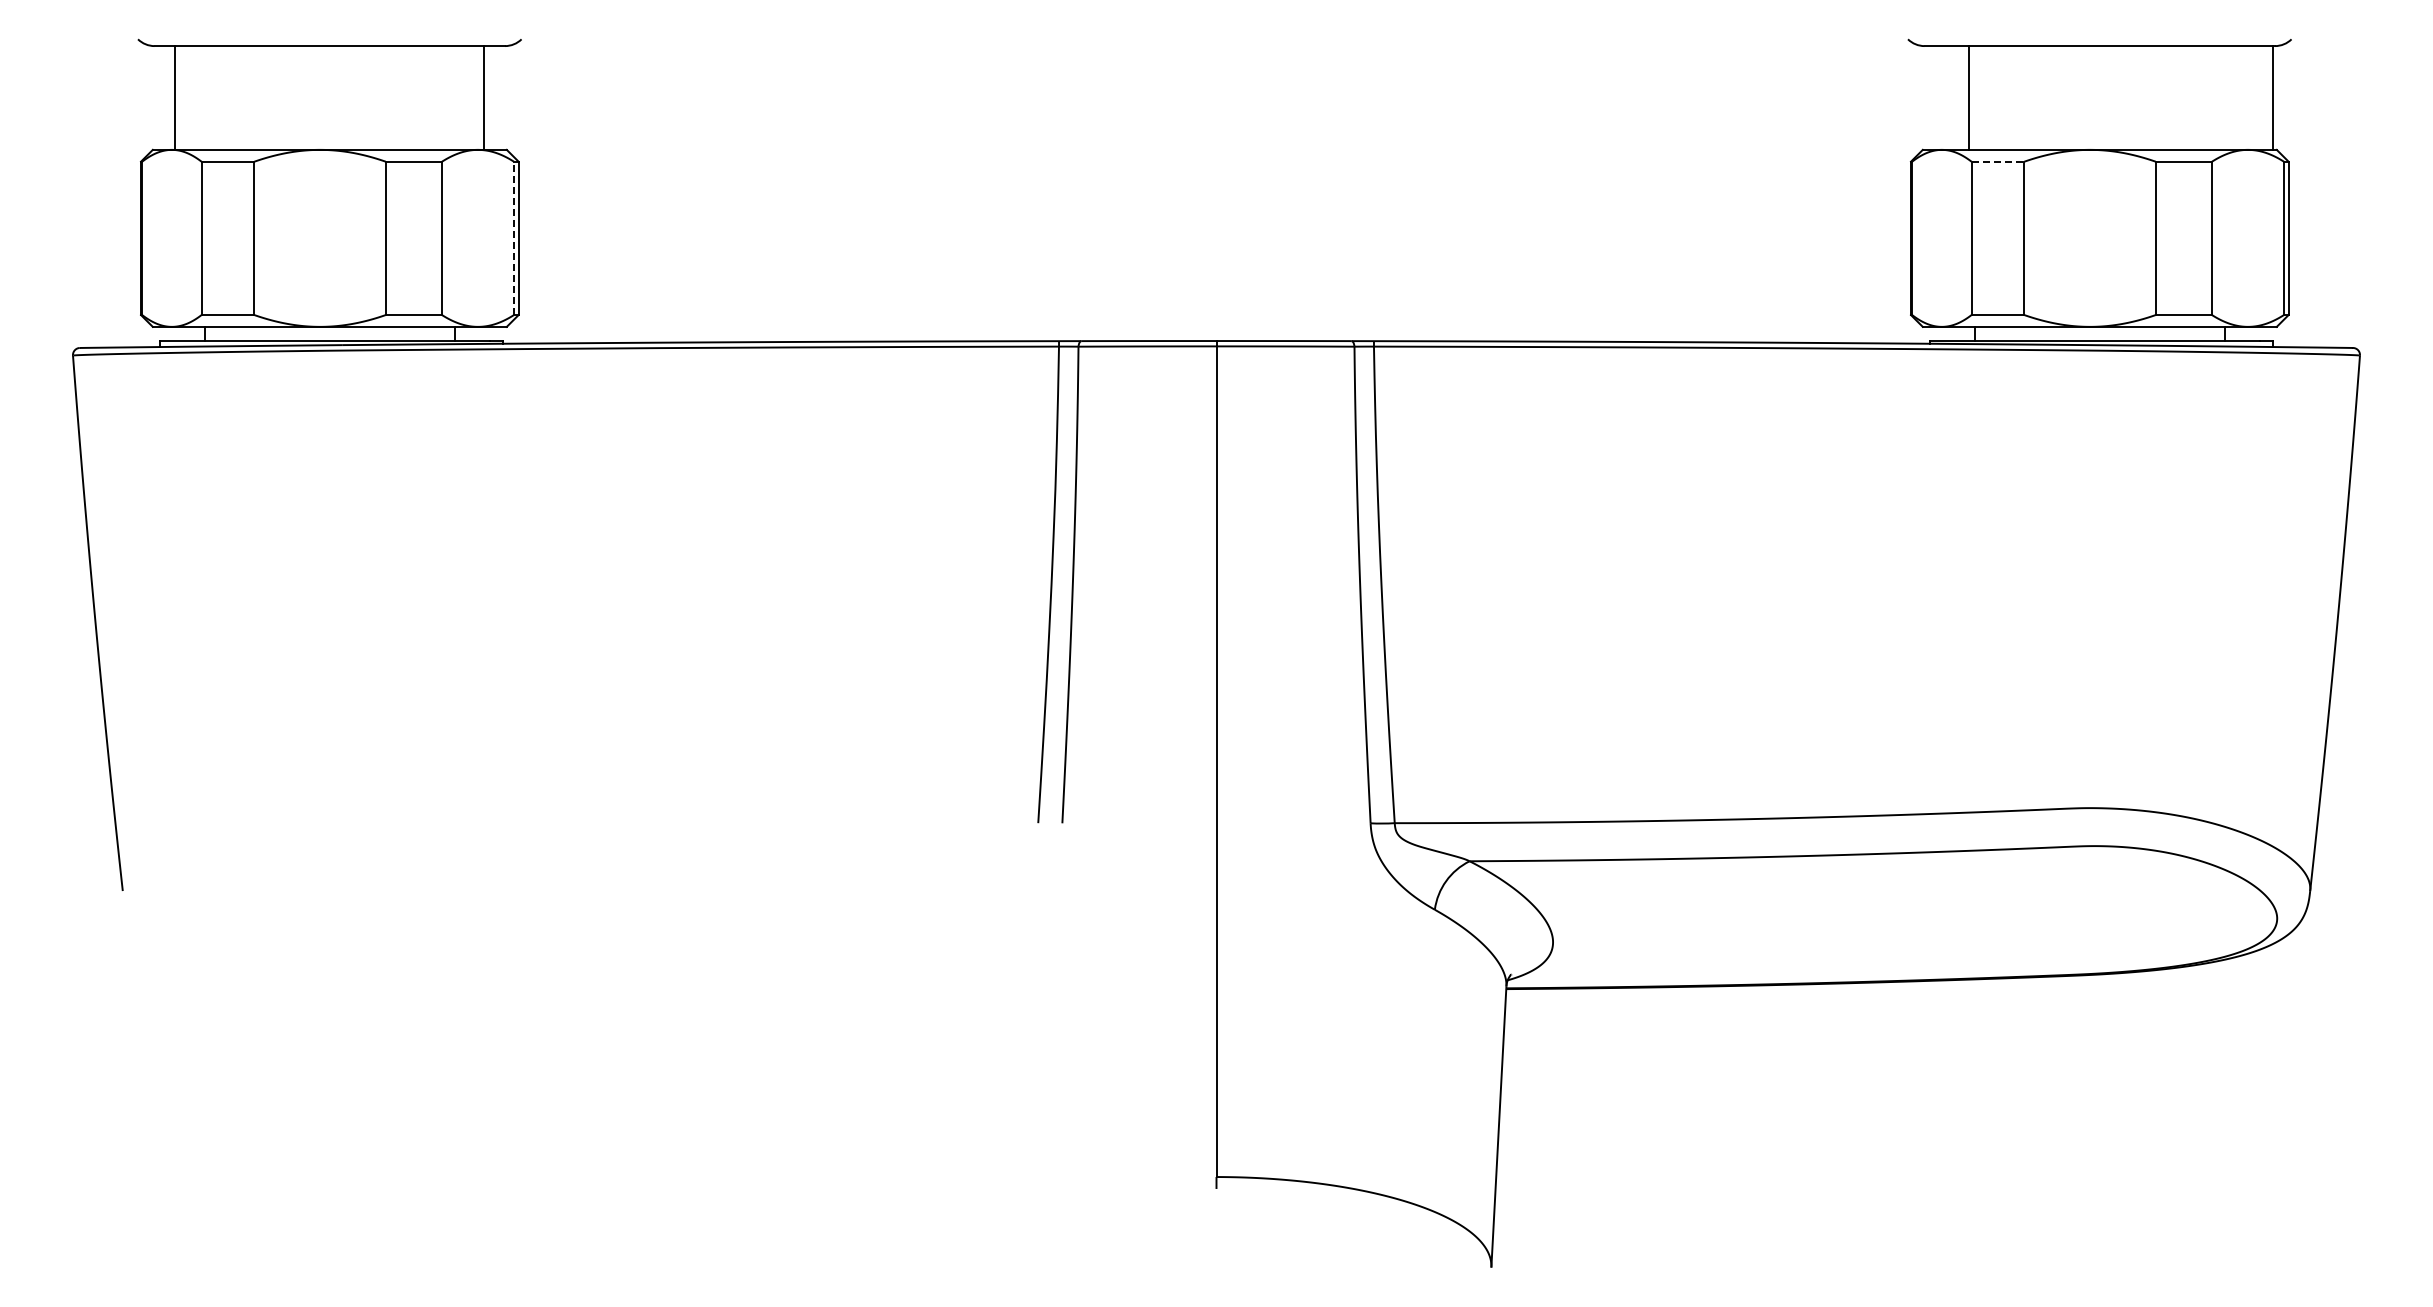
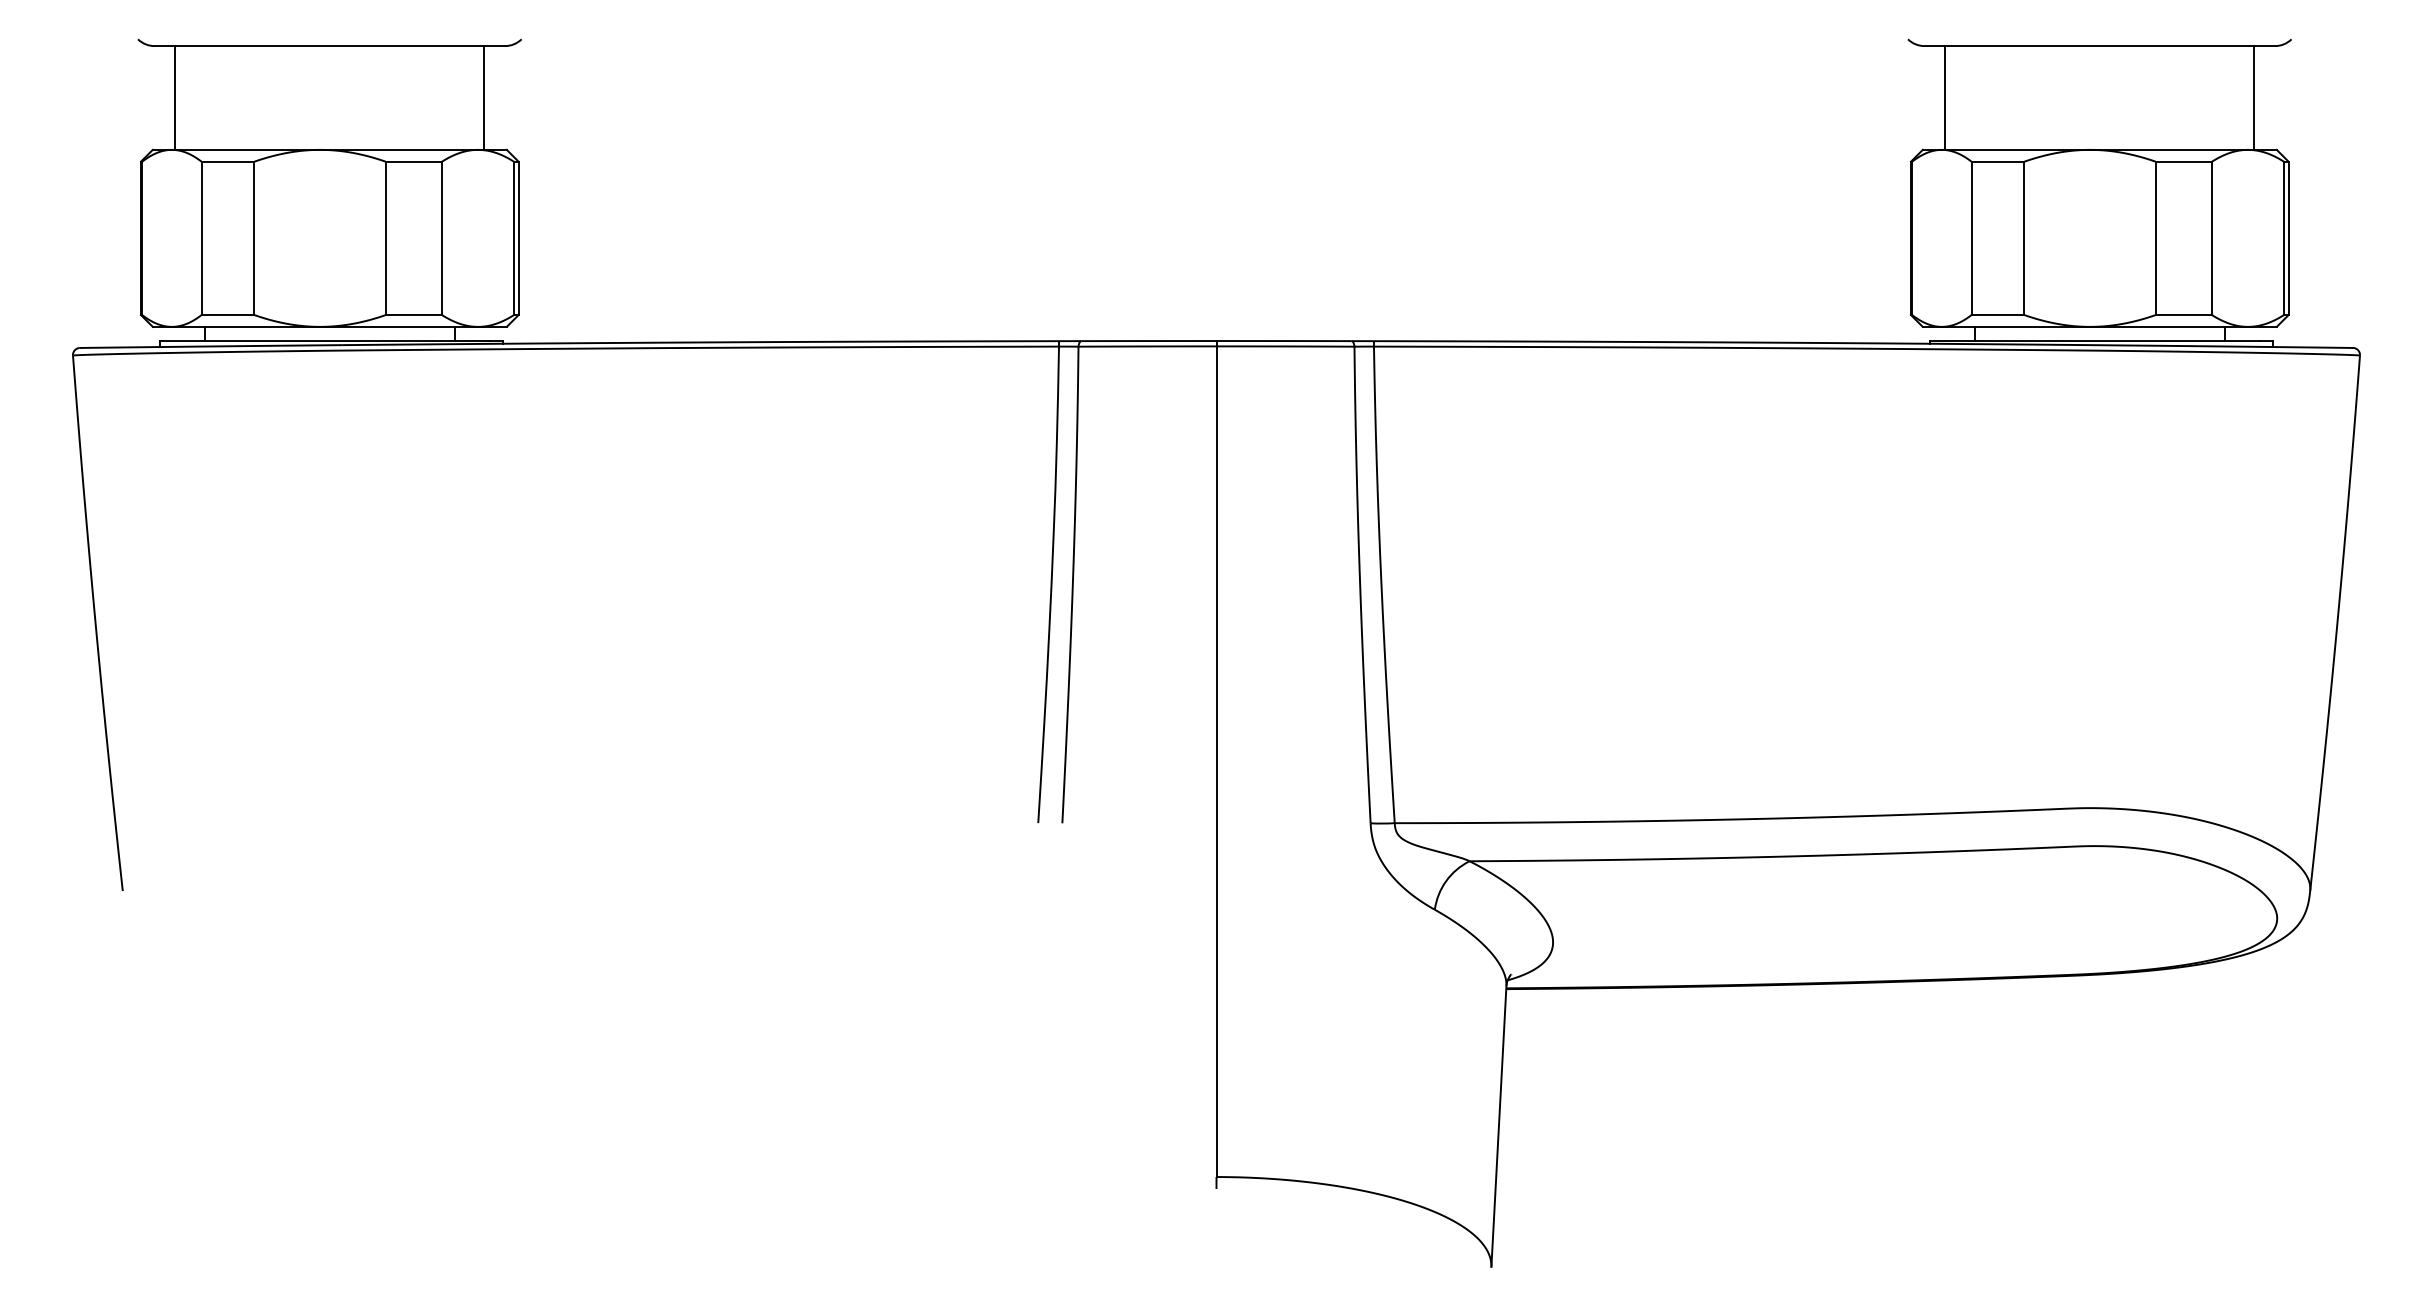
line position: (1969, 97) -> (1945, 97) (1945, 97)
line position: (2273, 97) -> (2254, 97) (2254, 97)
line: dashed -> solid (1998, 161)
line: dashed -> solid (513, 238)
